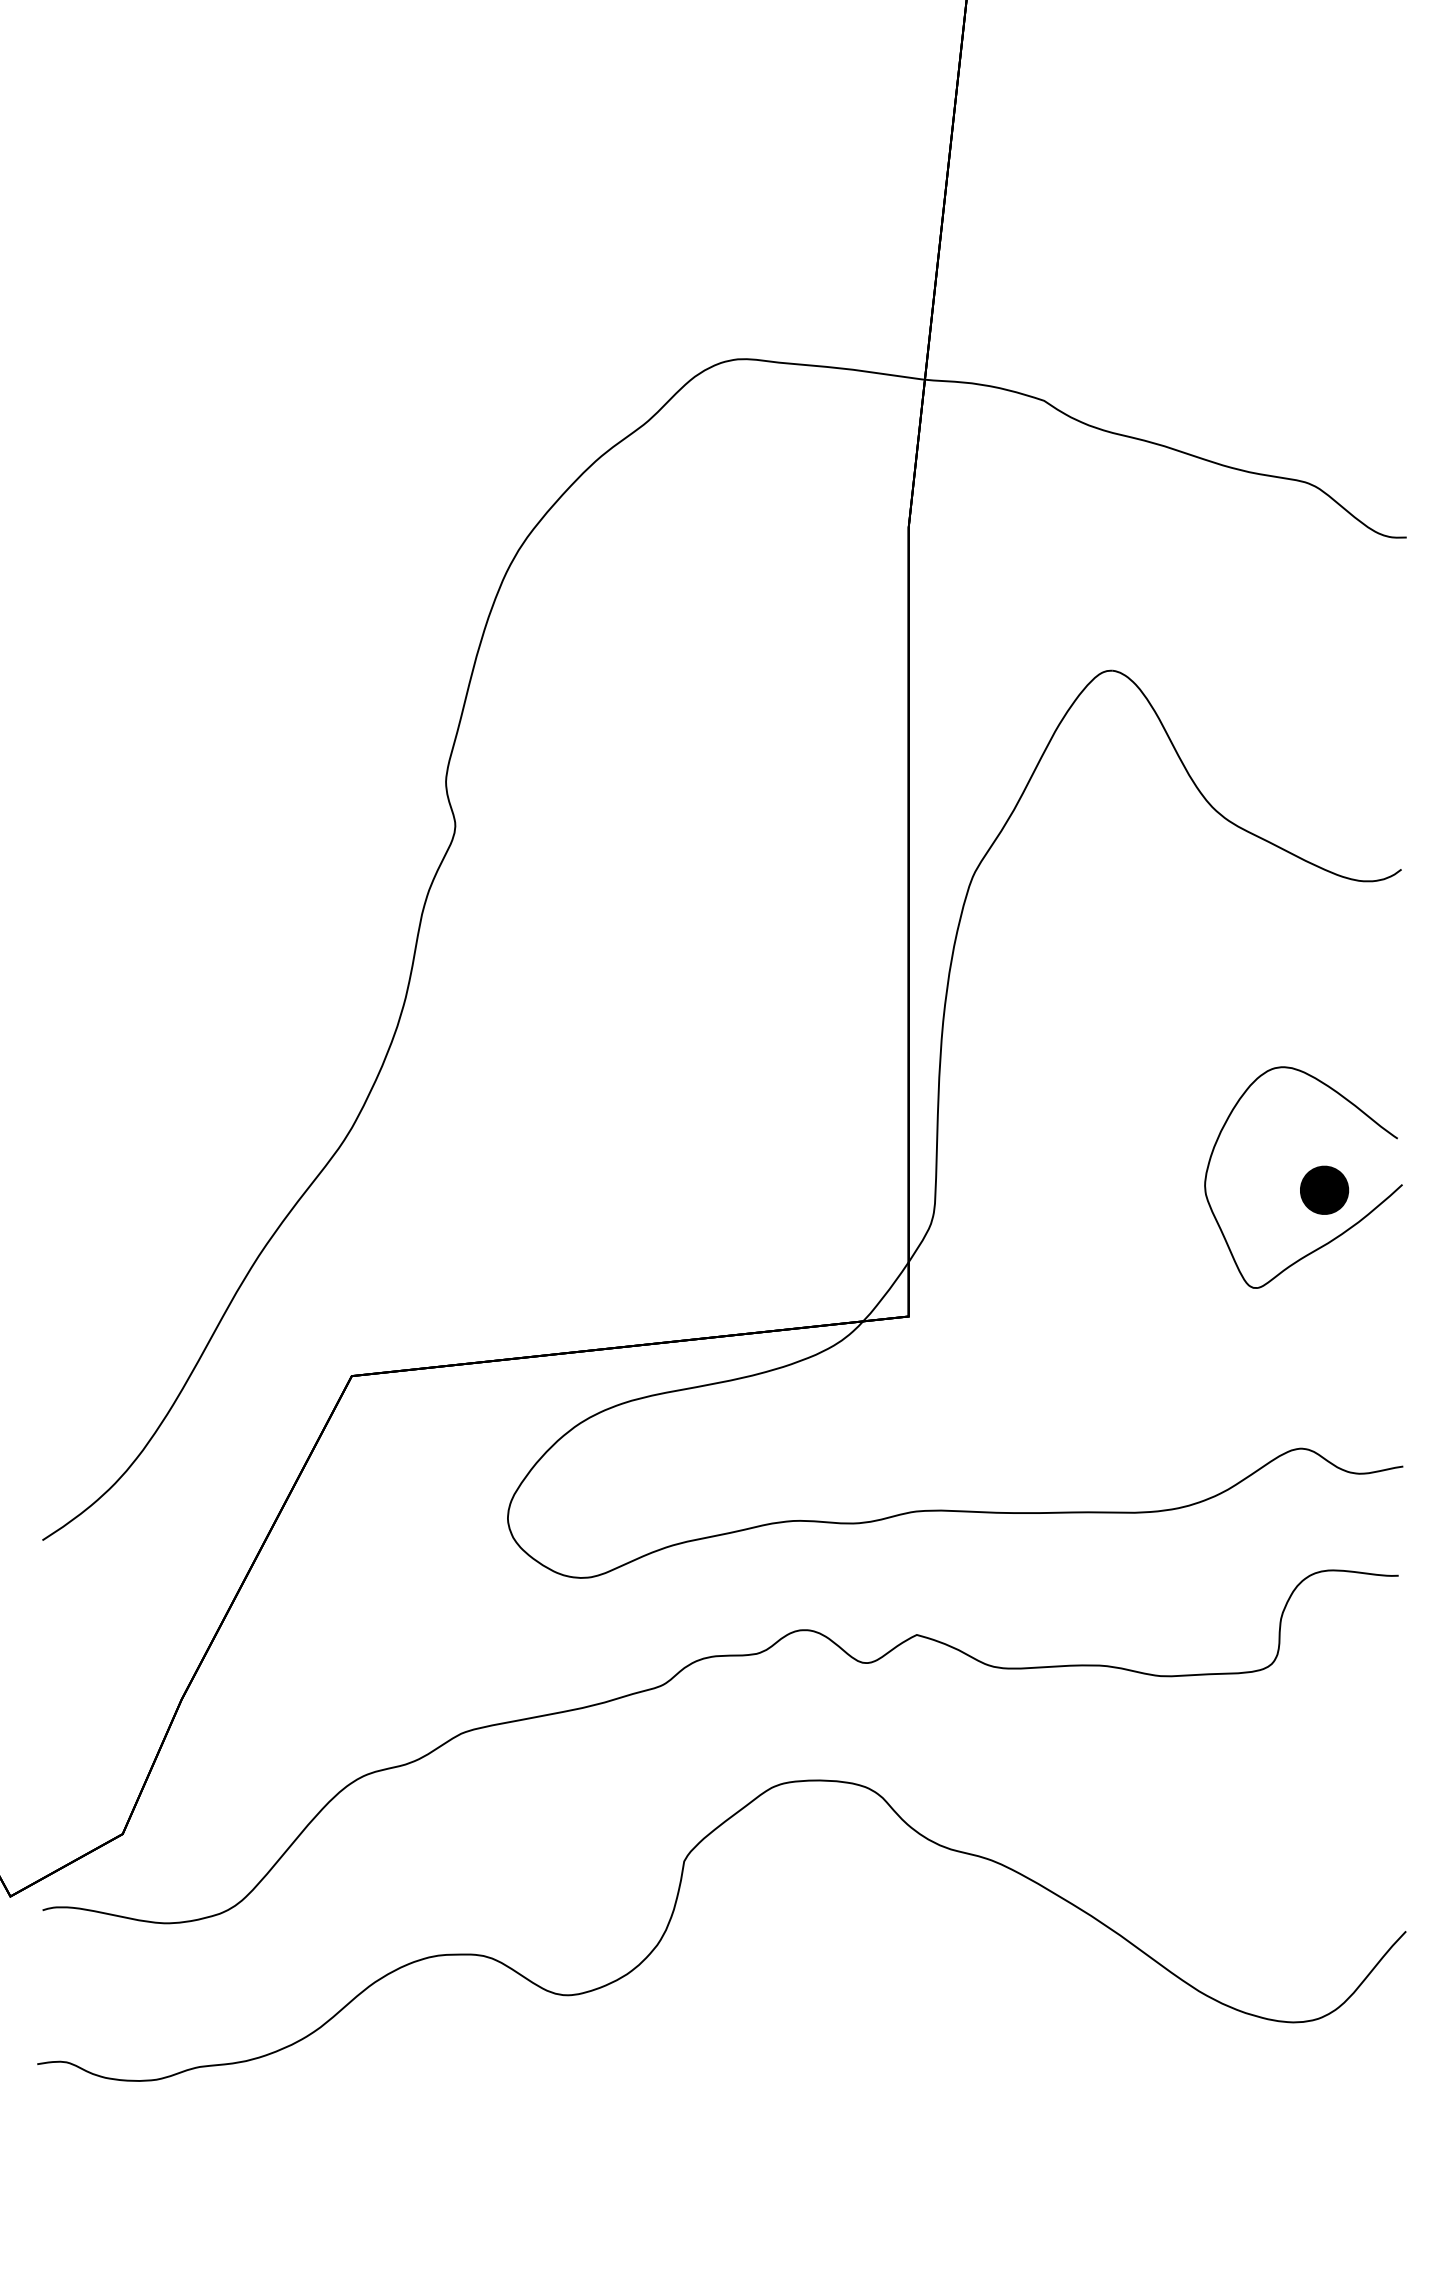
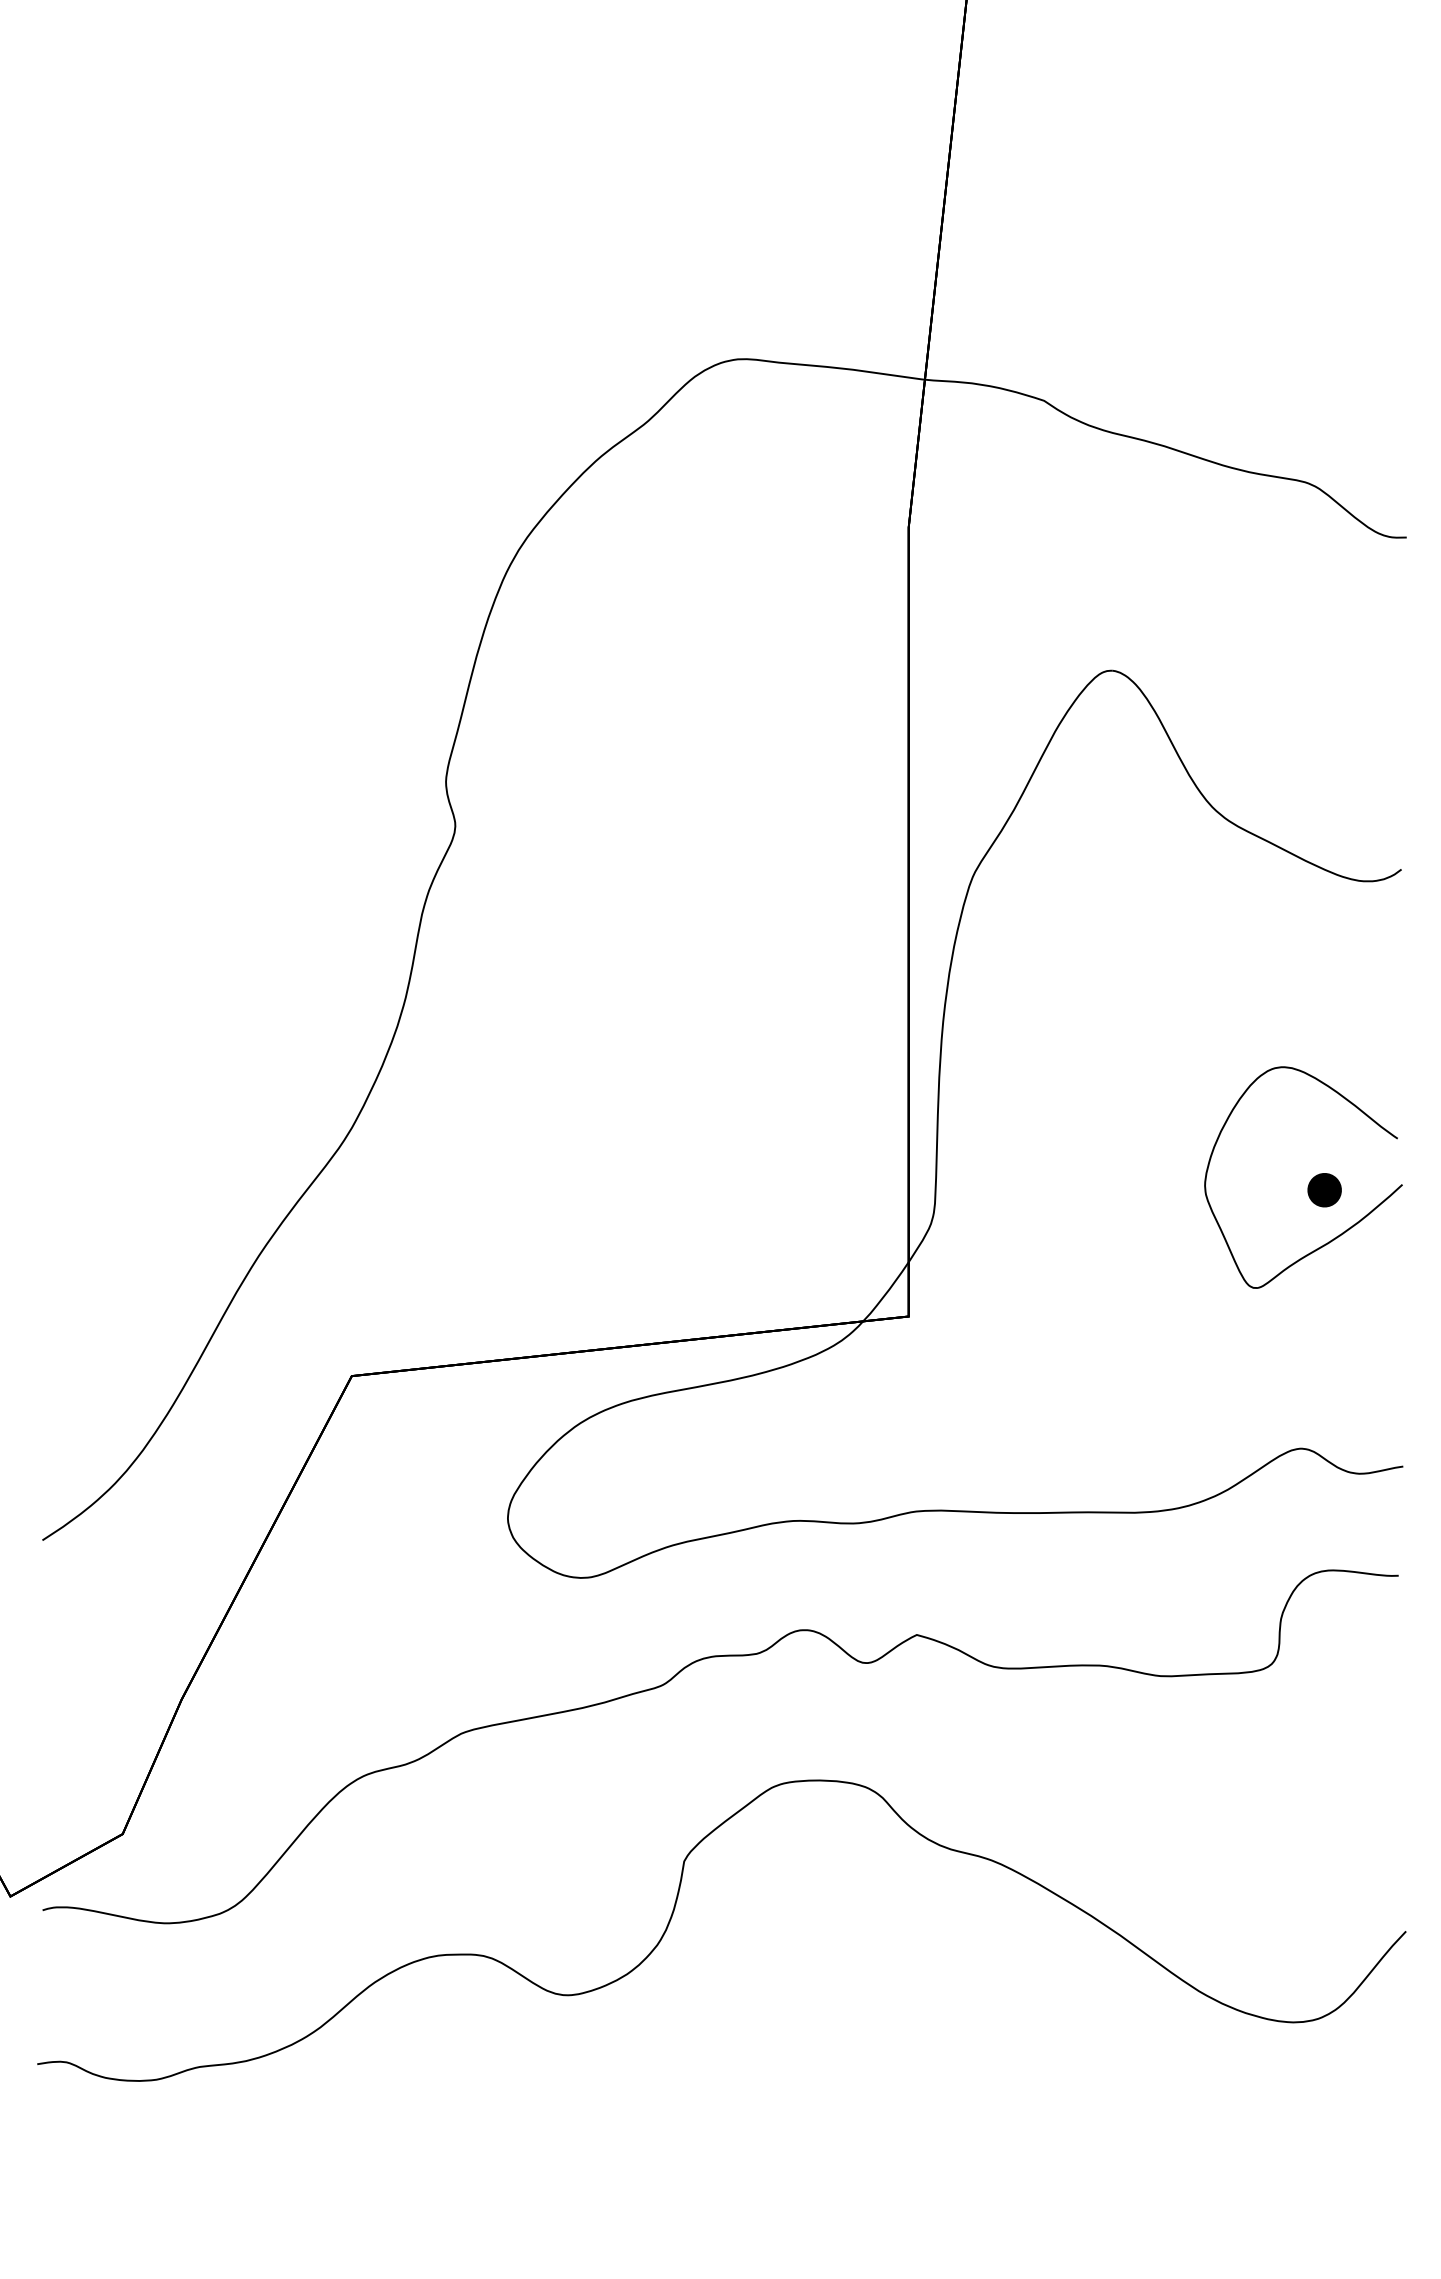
part size: 50x50 px -> 35x35 px (1324, 1190)
